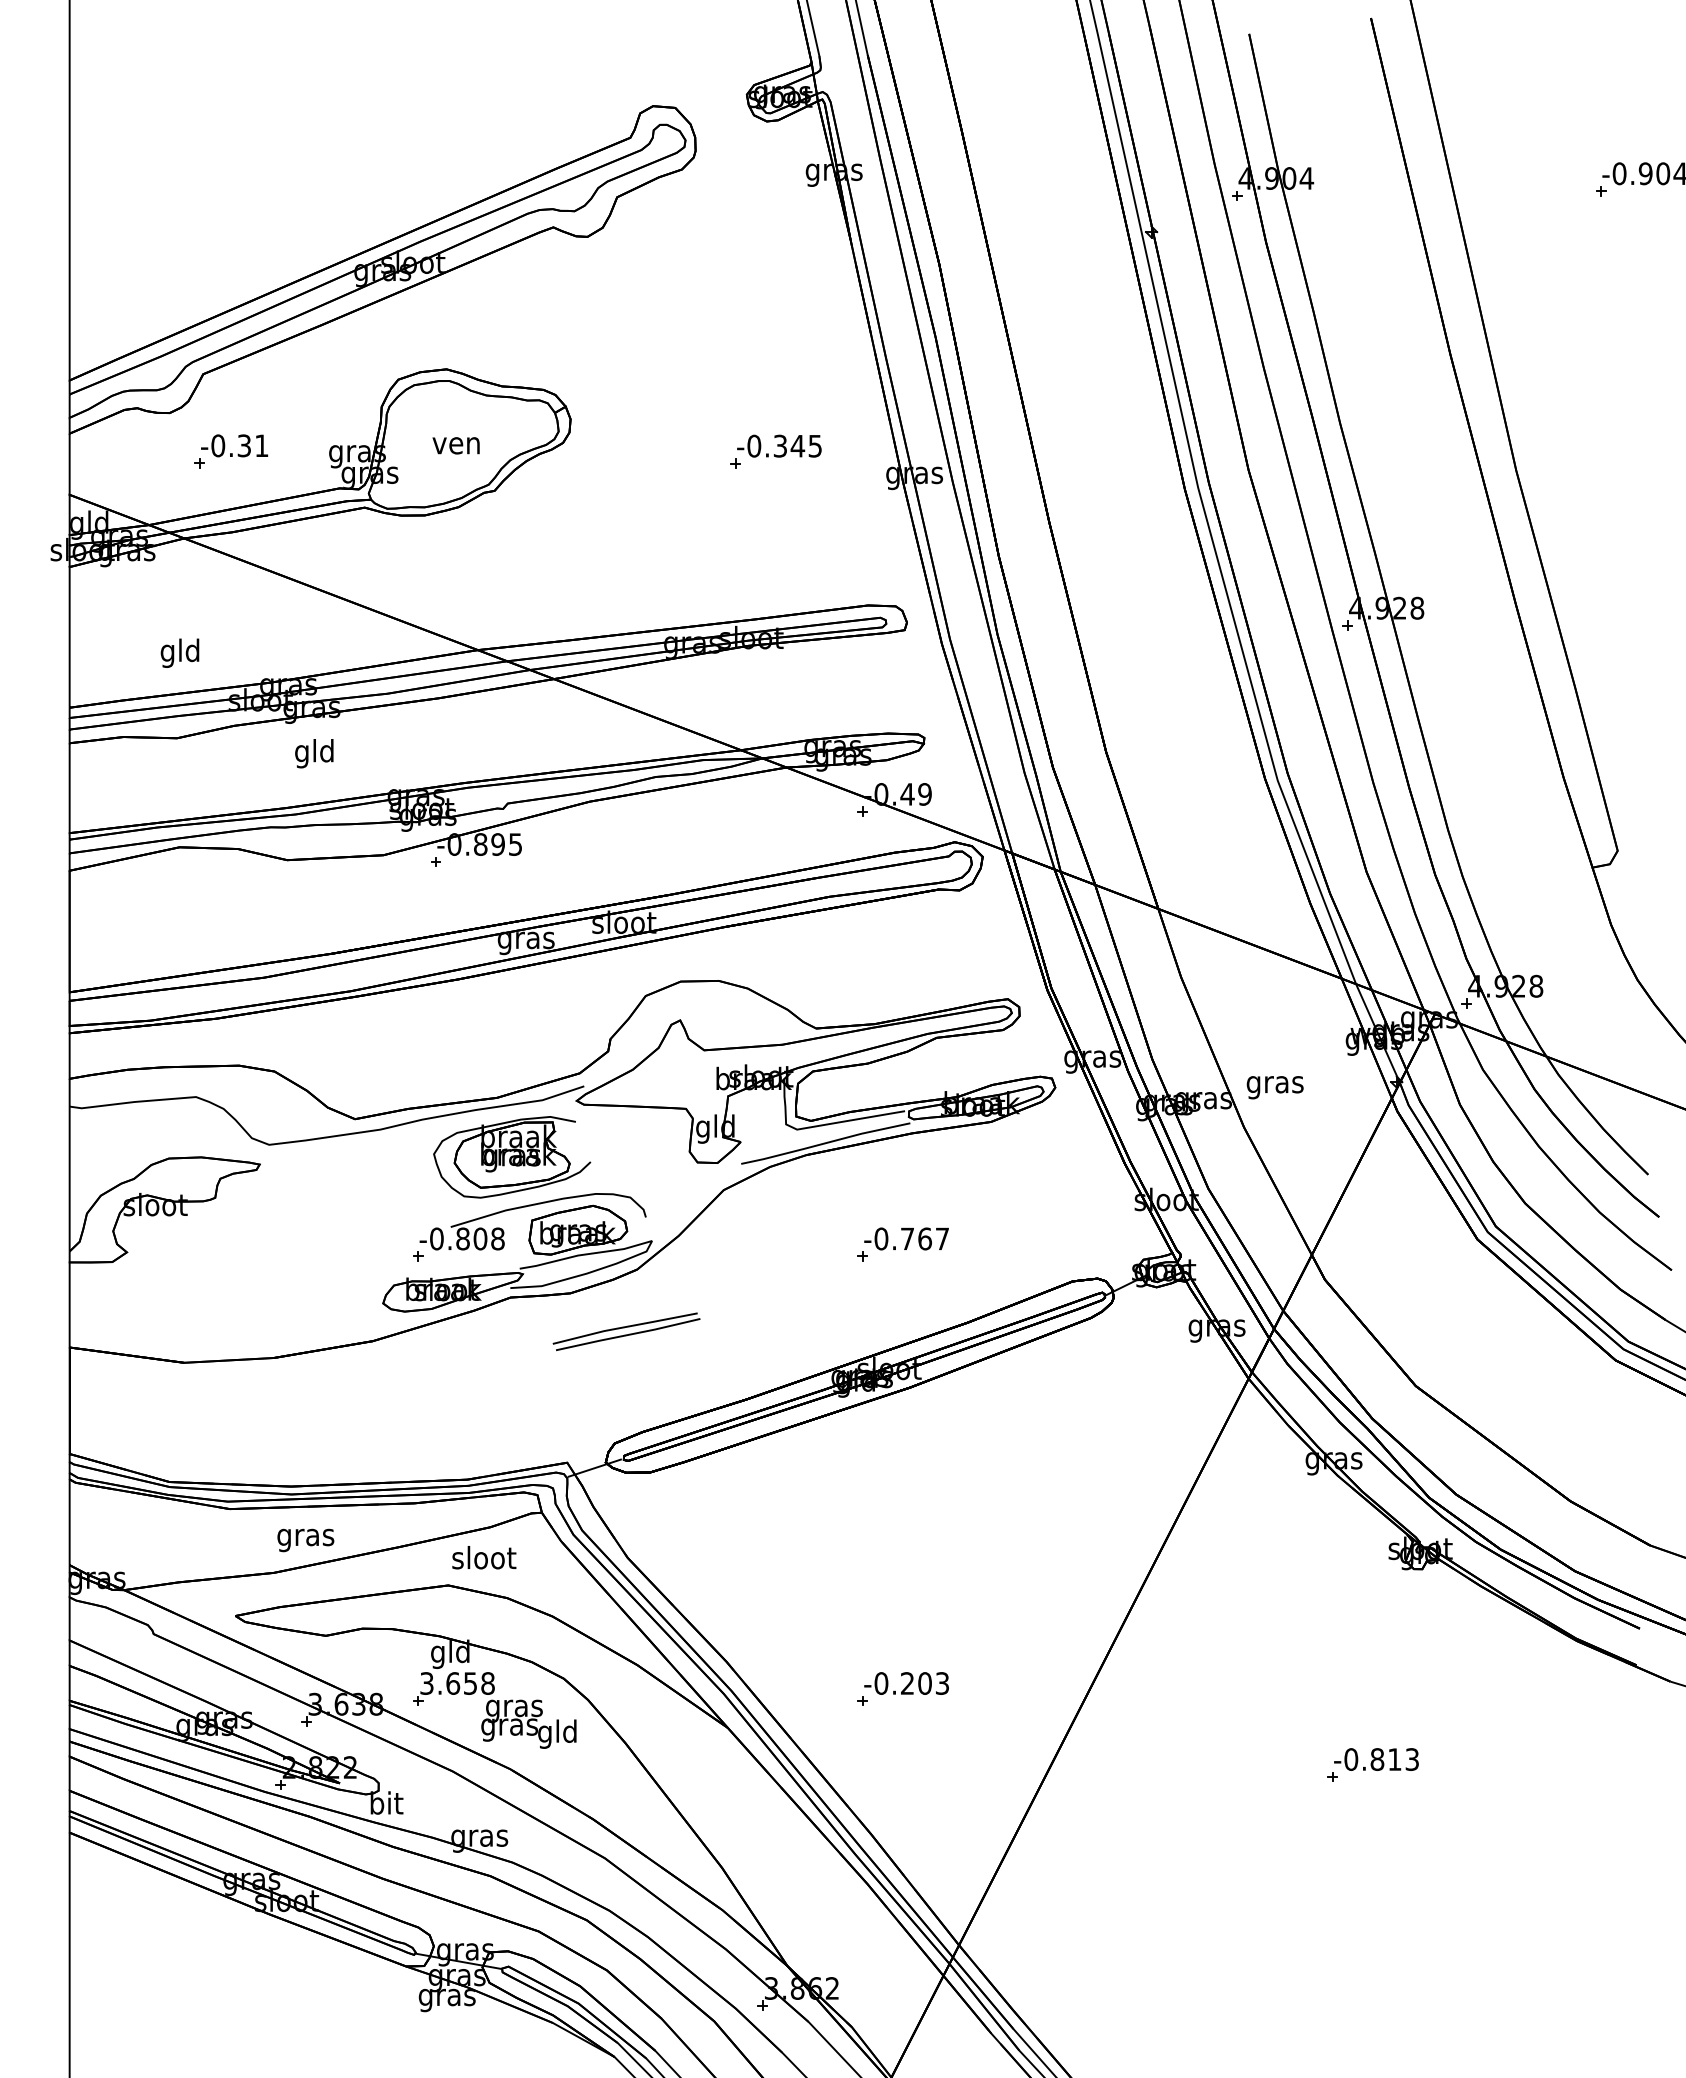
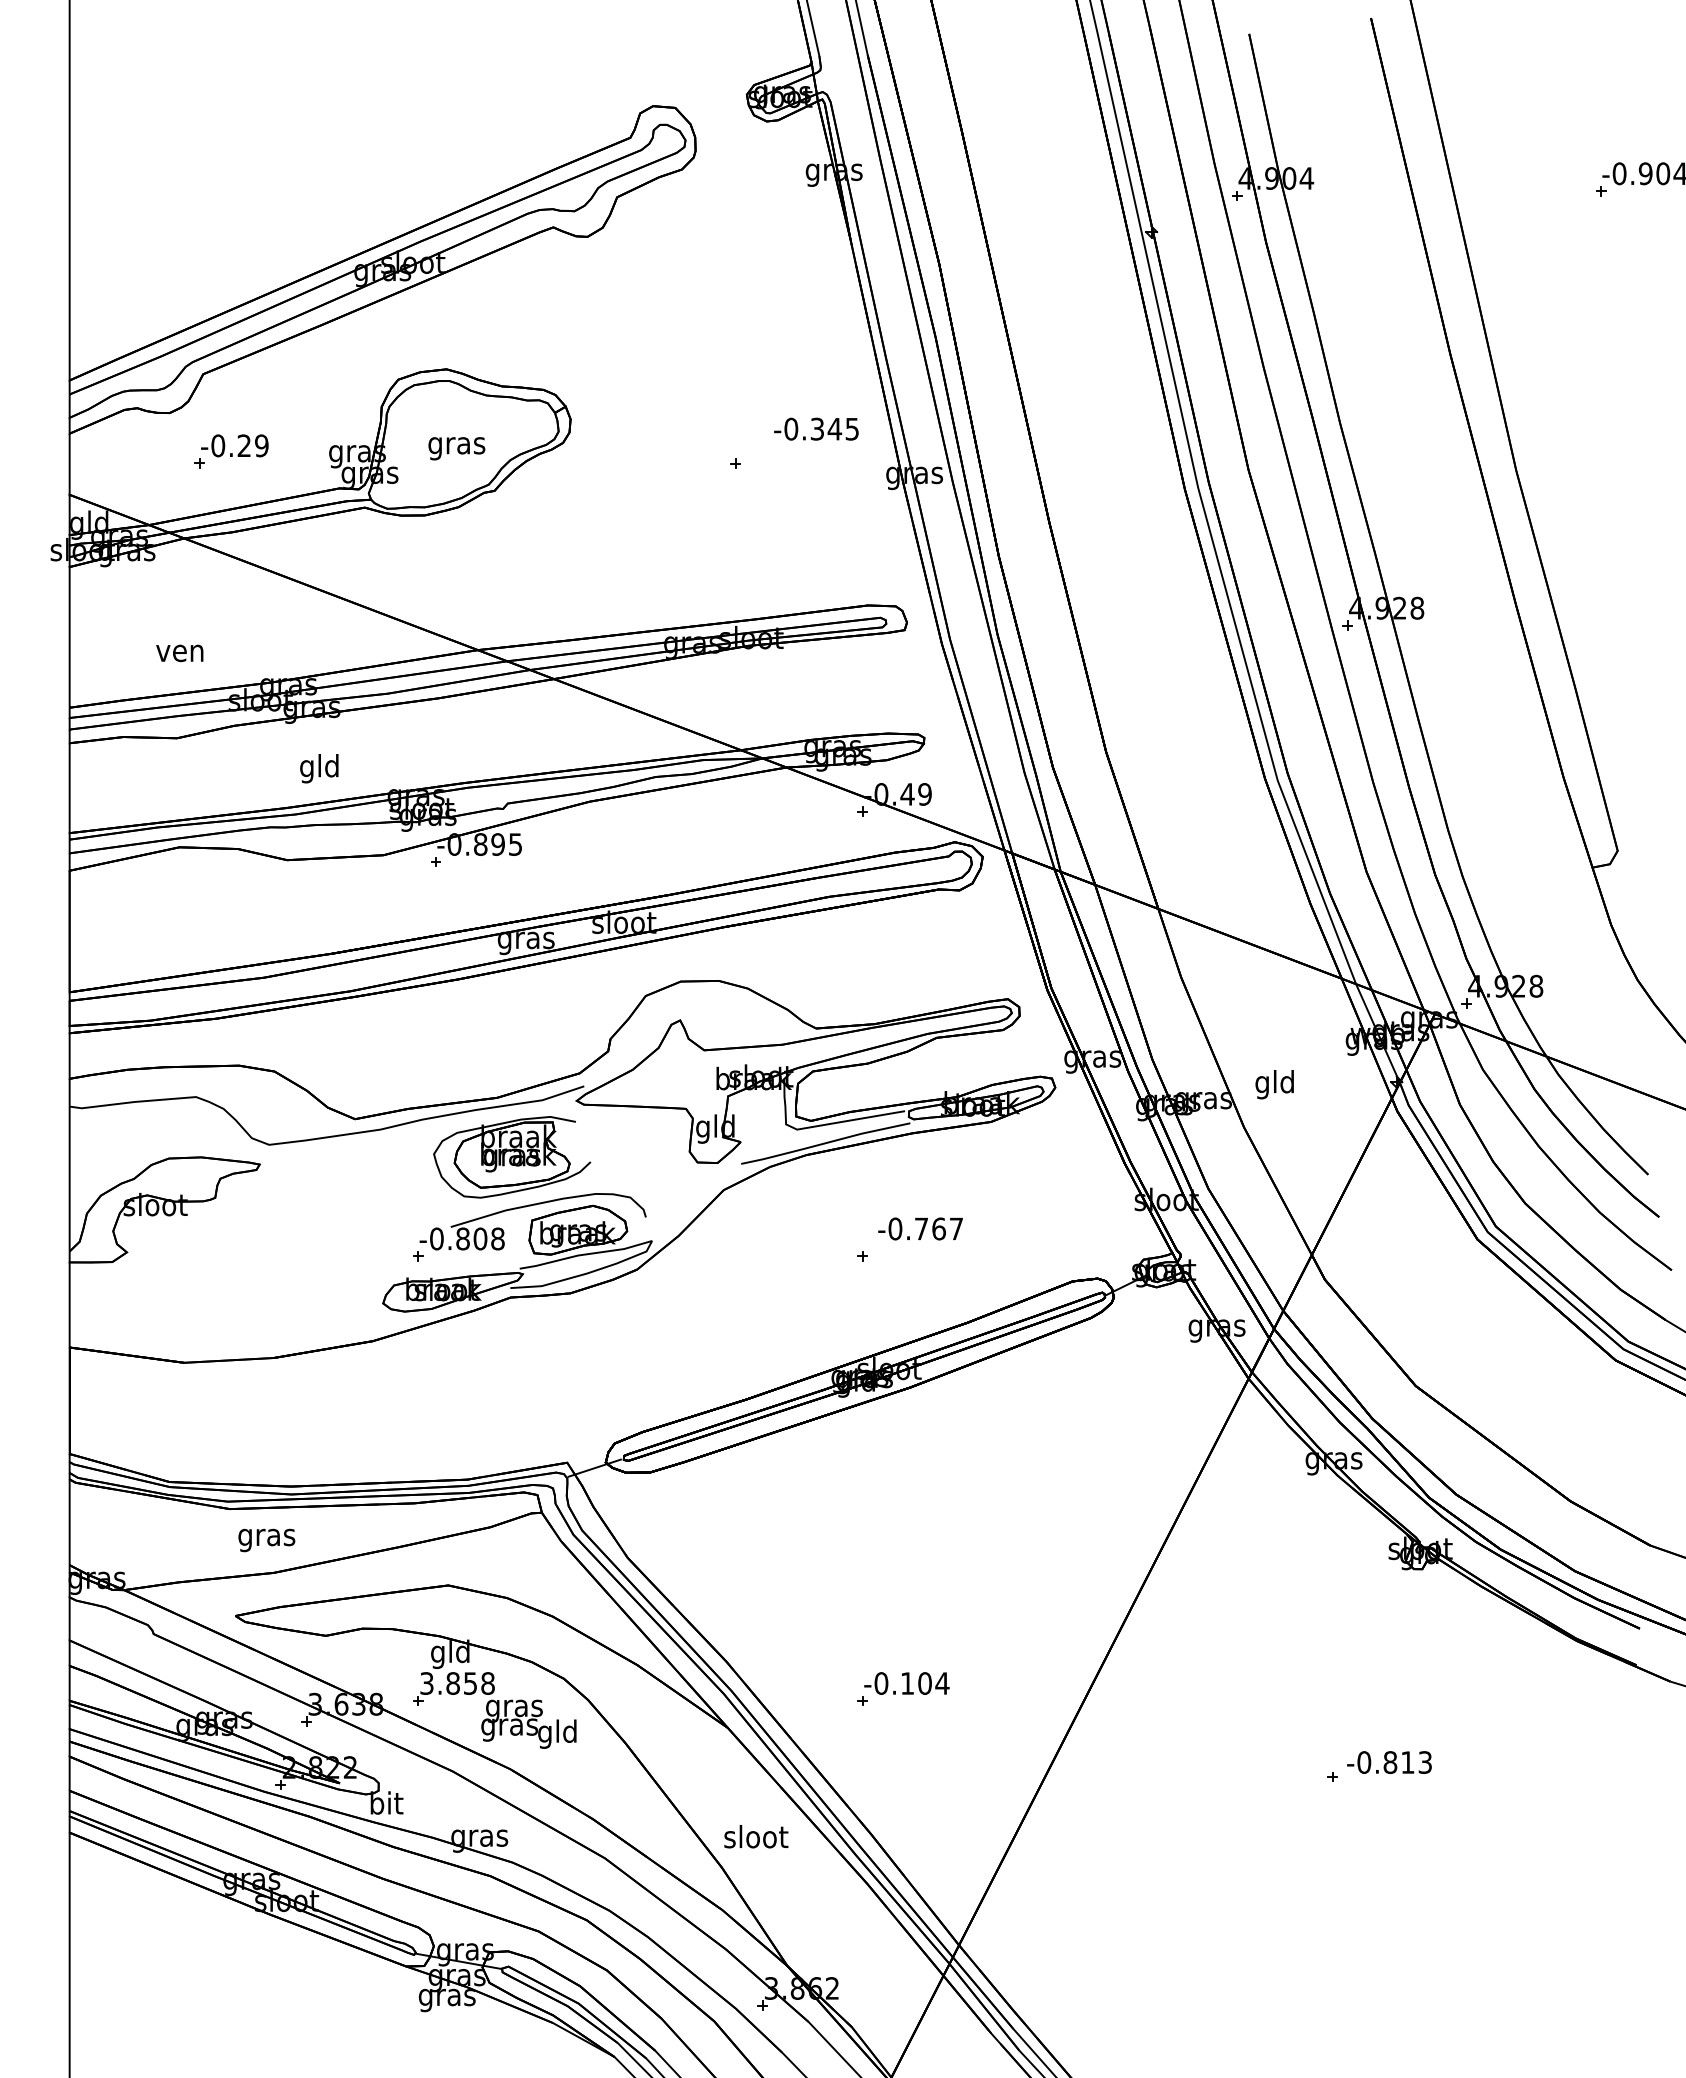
text: -0.31 -> -0.29 (252, 445)
text position: (779, 445) -> (816, 428) (816, 428)
text: ven -> gras (456, 448)
text: gld -> ven (179, 652)
text position: (314, 753) -> (319, 768) (319, 768)
text: gras -> gld (1274, 1084)
text position: (906, 1238) -> (920, 1228) (920, 1228)
part: present -> none (626, 1331)
text position: (305, 1540) -> (266, 1540) (266, 1540)
text position: (484, 1557) -> (756, 1836) (756, 1836)
text: 3.658 -> 3.858 (453, 1683)
text: -0.203 -> -0.104 (925, 1683)
text position: (1376, 1759) -> (1389, 1762) (1389, 1762)
